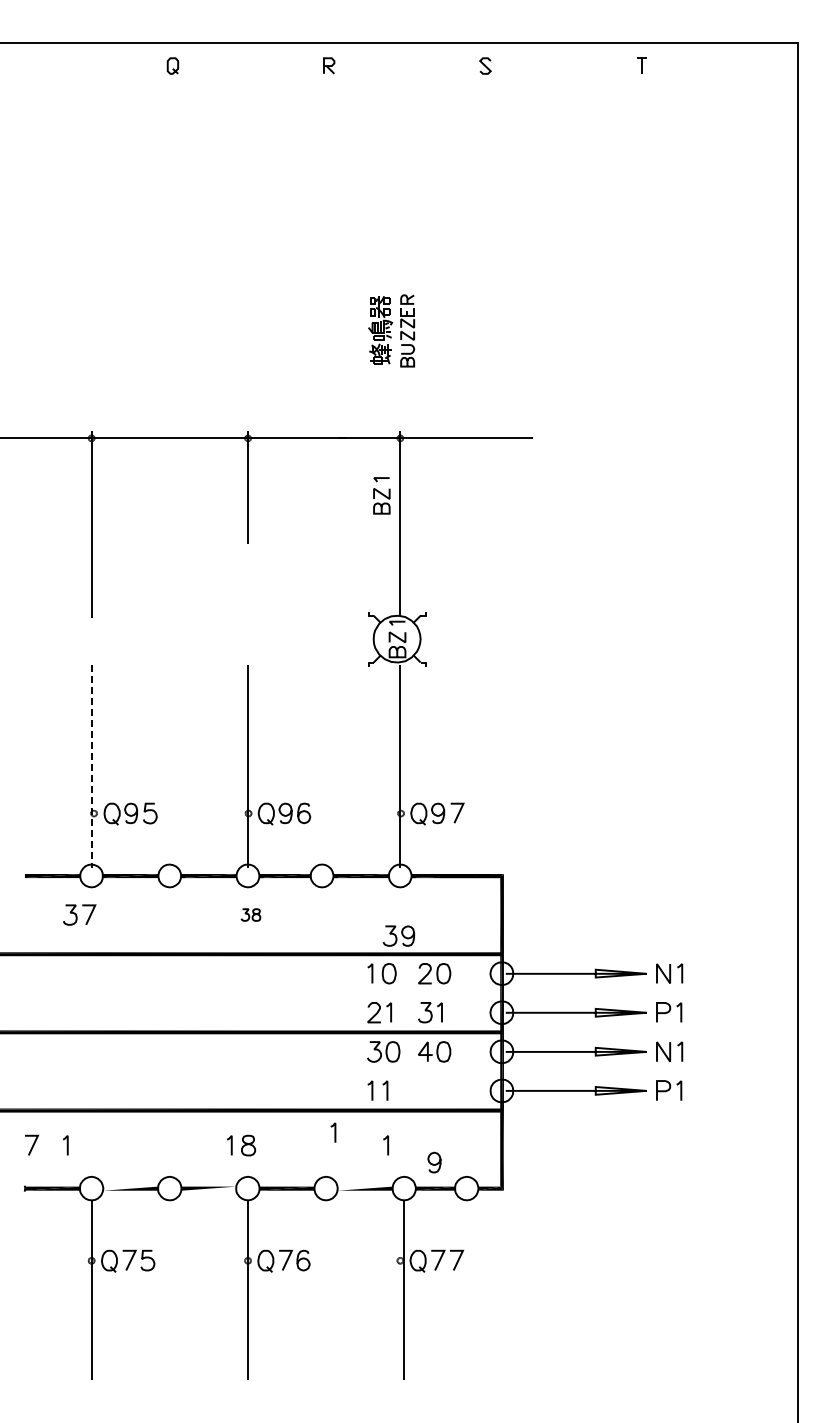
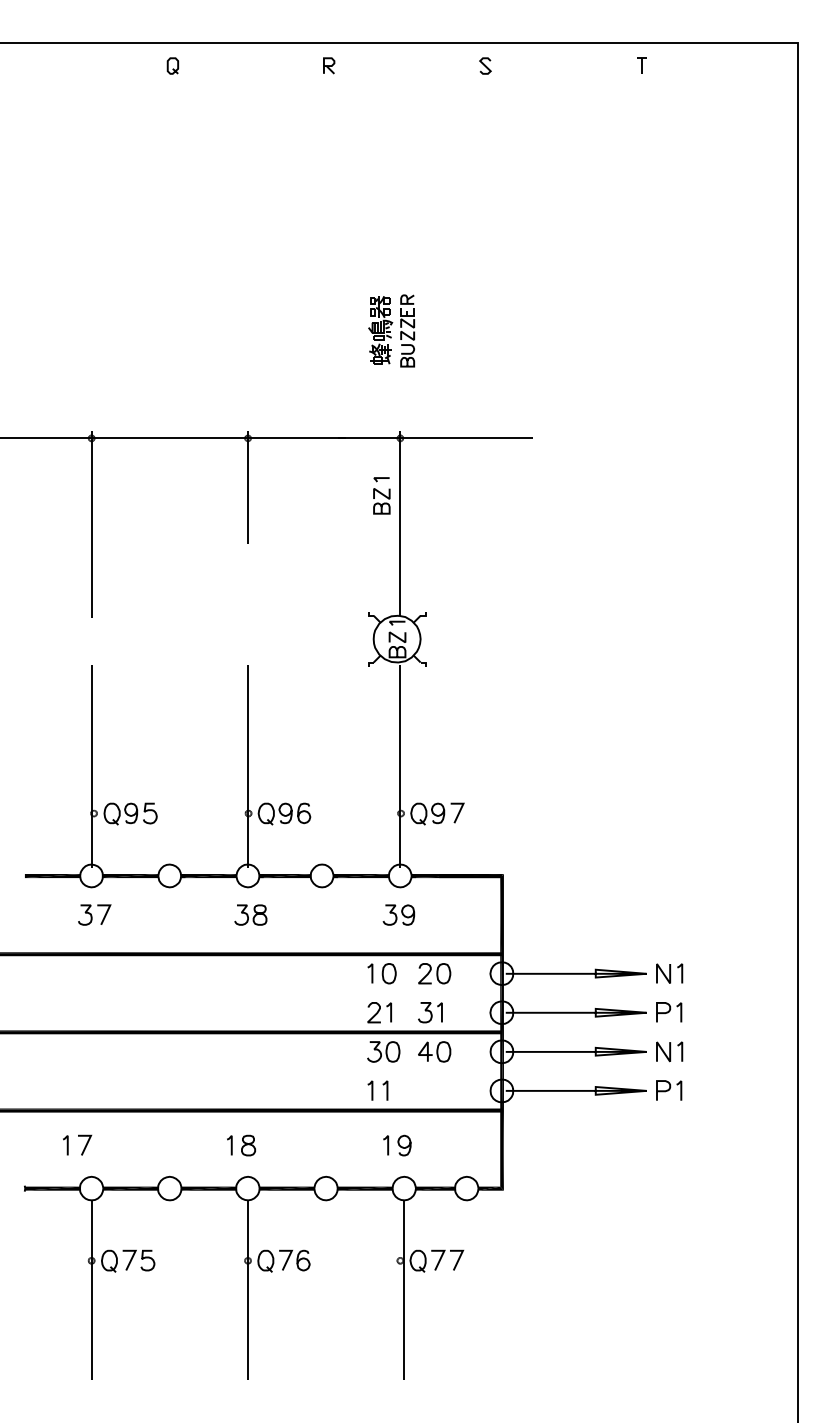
line: dashed -> solid (91, 766)
part position: (79, 914) -> (94, 914) (94, 914)
part size: 22x14 px -> 34x22 px (250, 914)
part position: (398, 935) -> (398, 914) (398, 914)
line: present -> none (334, 1132)
line position: (32, 1144) -> (85, 1144) (85, 1144)
curve position: (433, 1163) -> (403, 1146) (403, 1146)
fill: none -> present (130, 1188)
fill: none -> present (208, 1188)
fill: none -> present (364, 1188)
